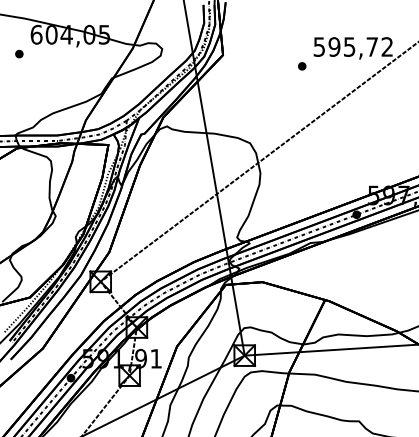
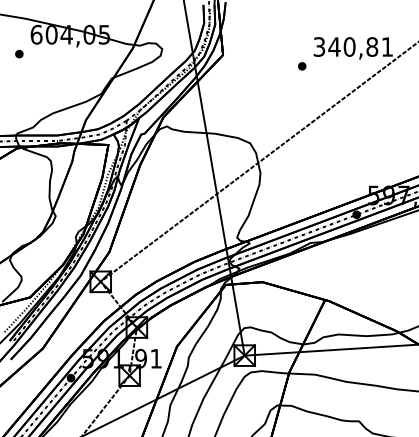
text: 595,72 -> 340,81 (353, 46)
